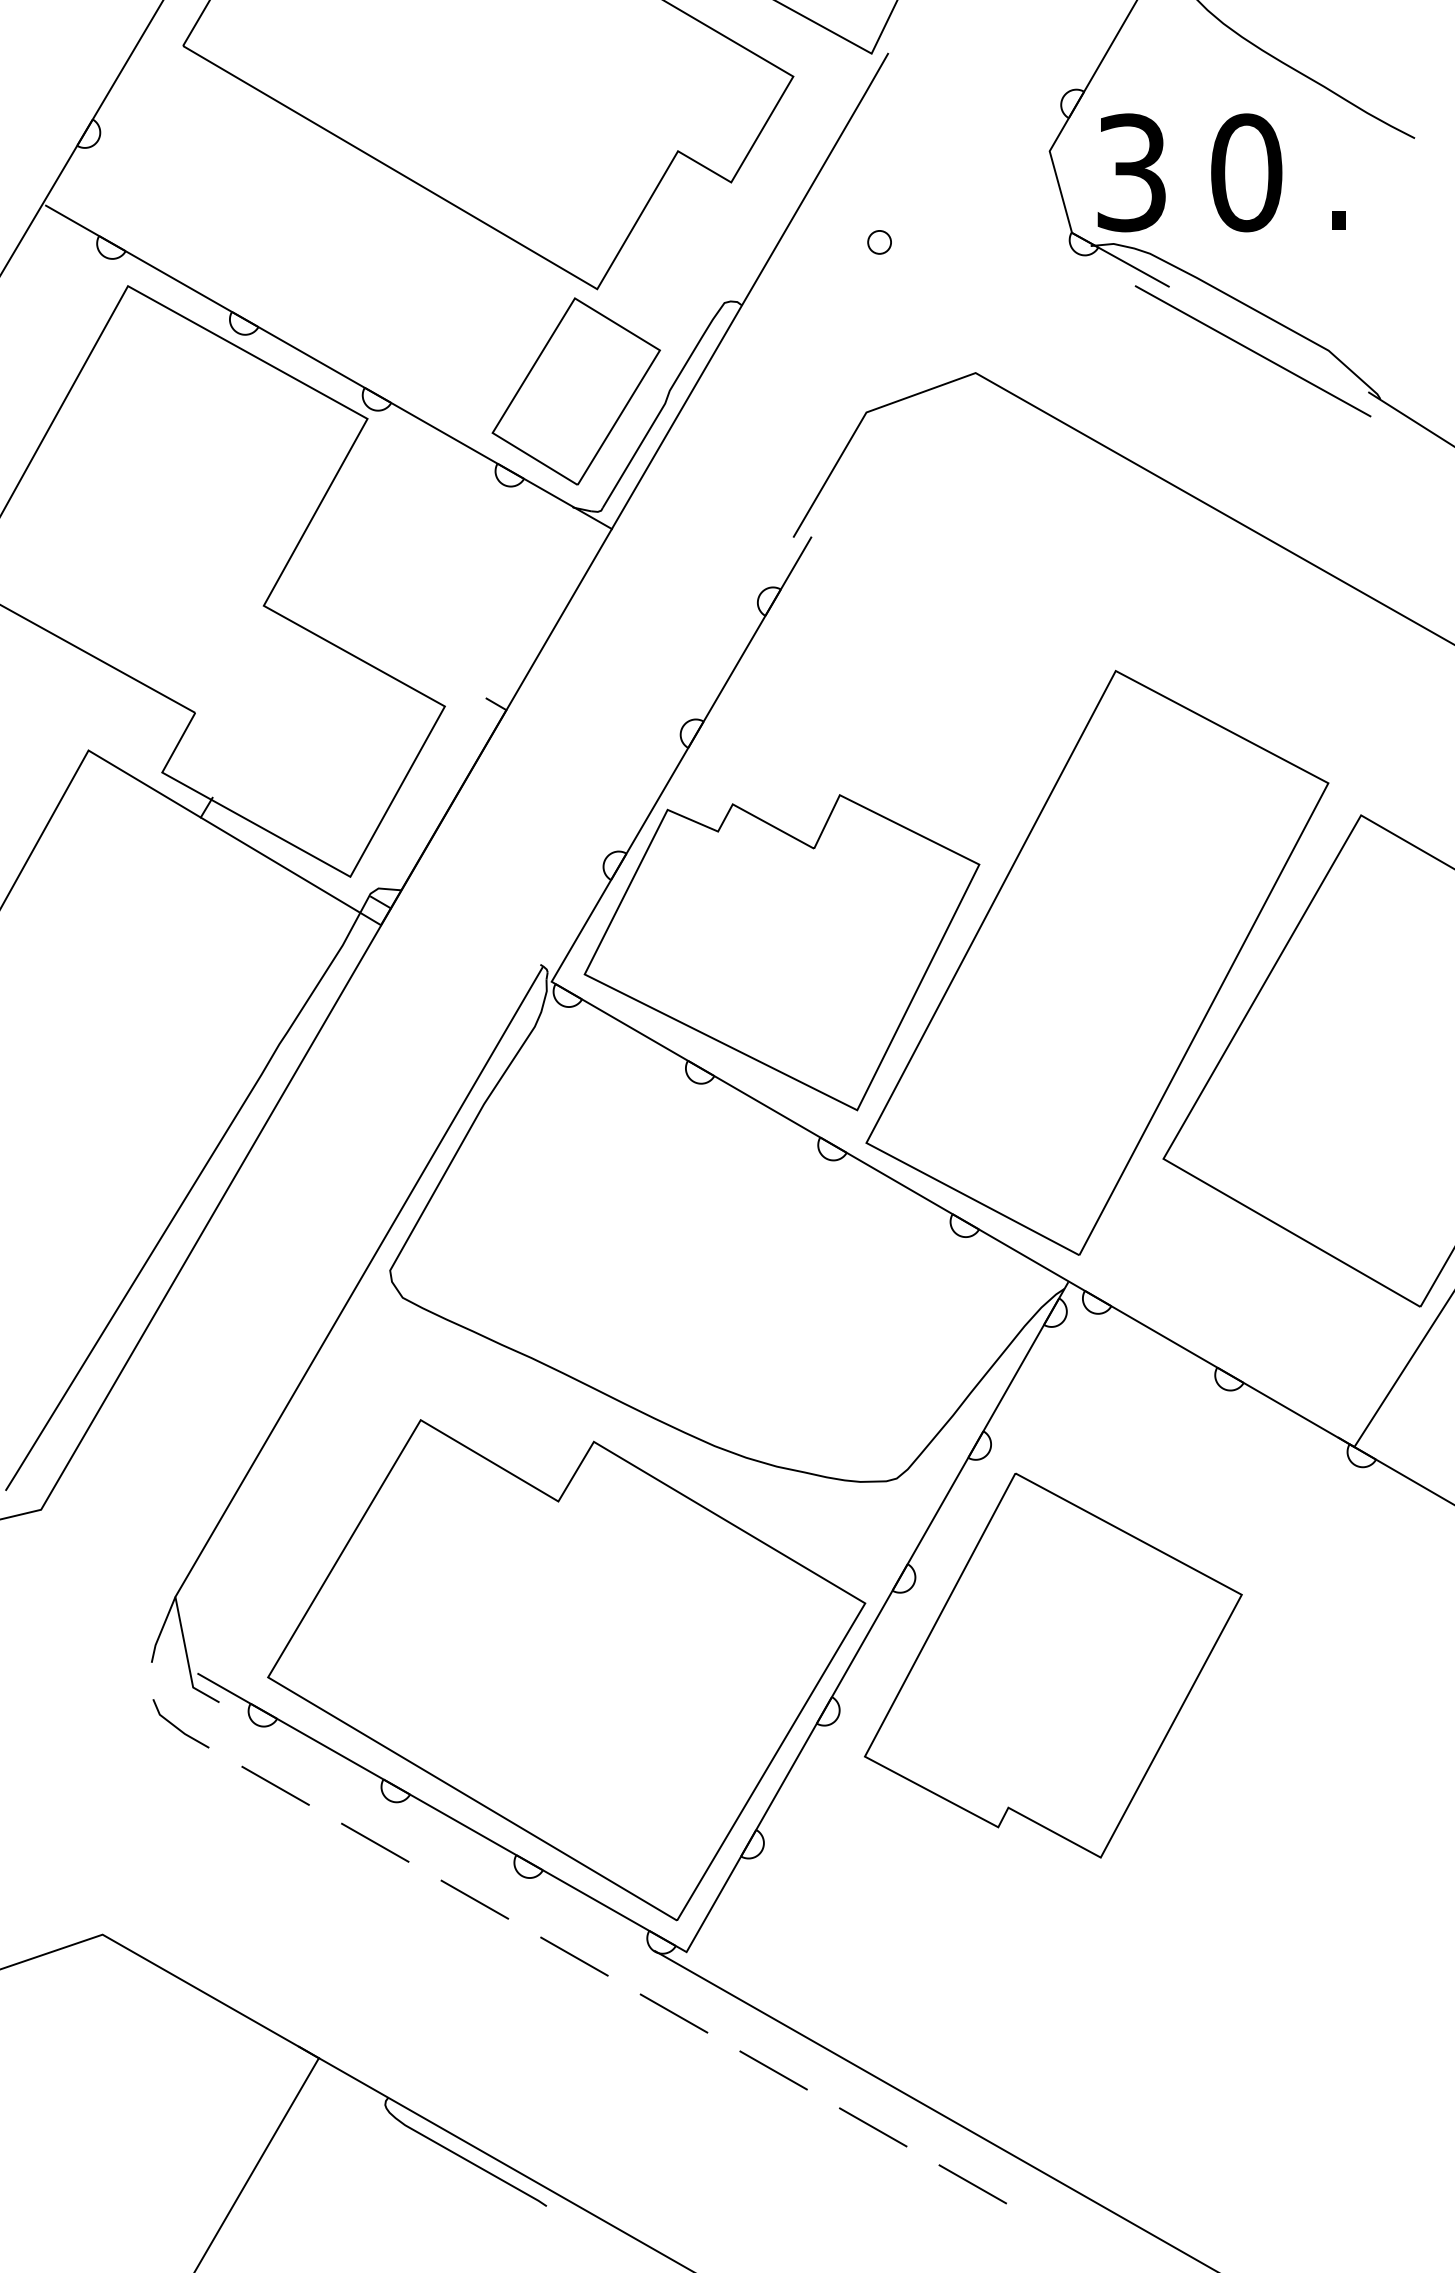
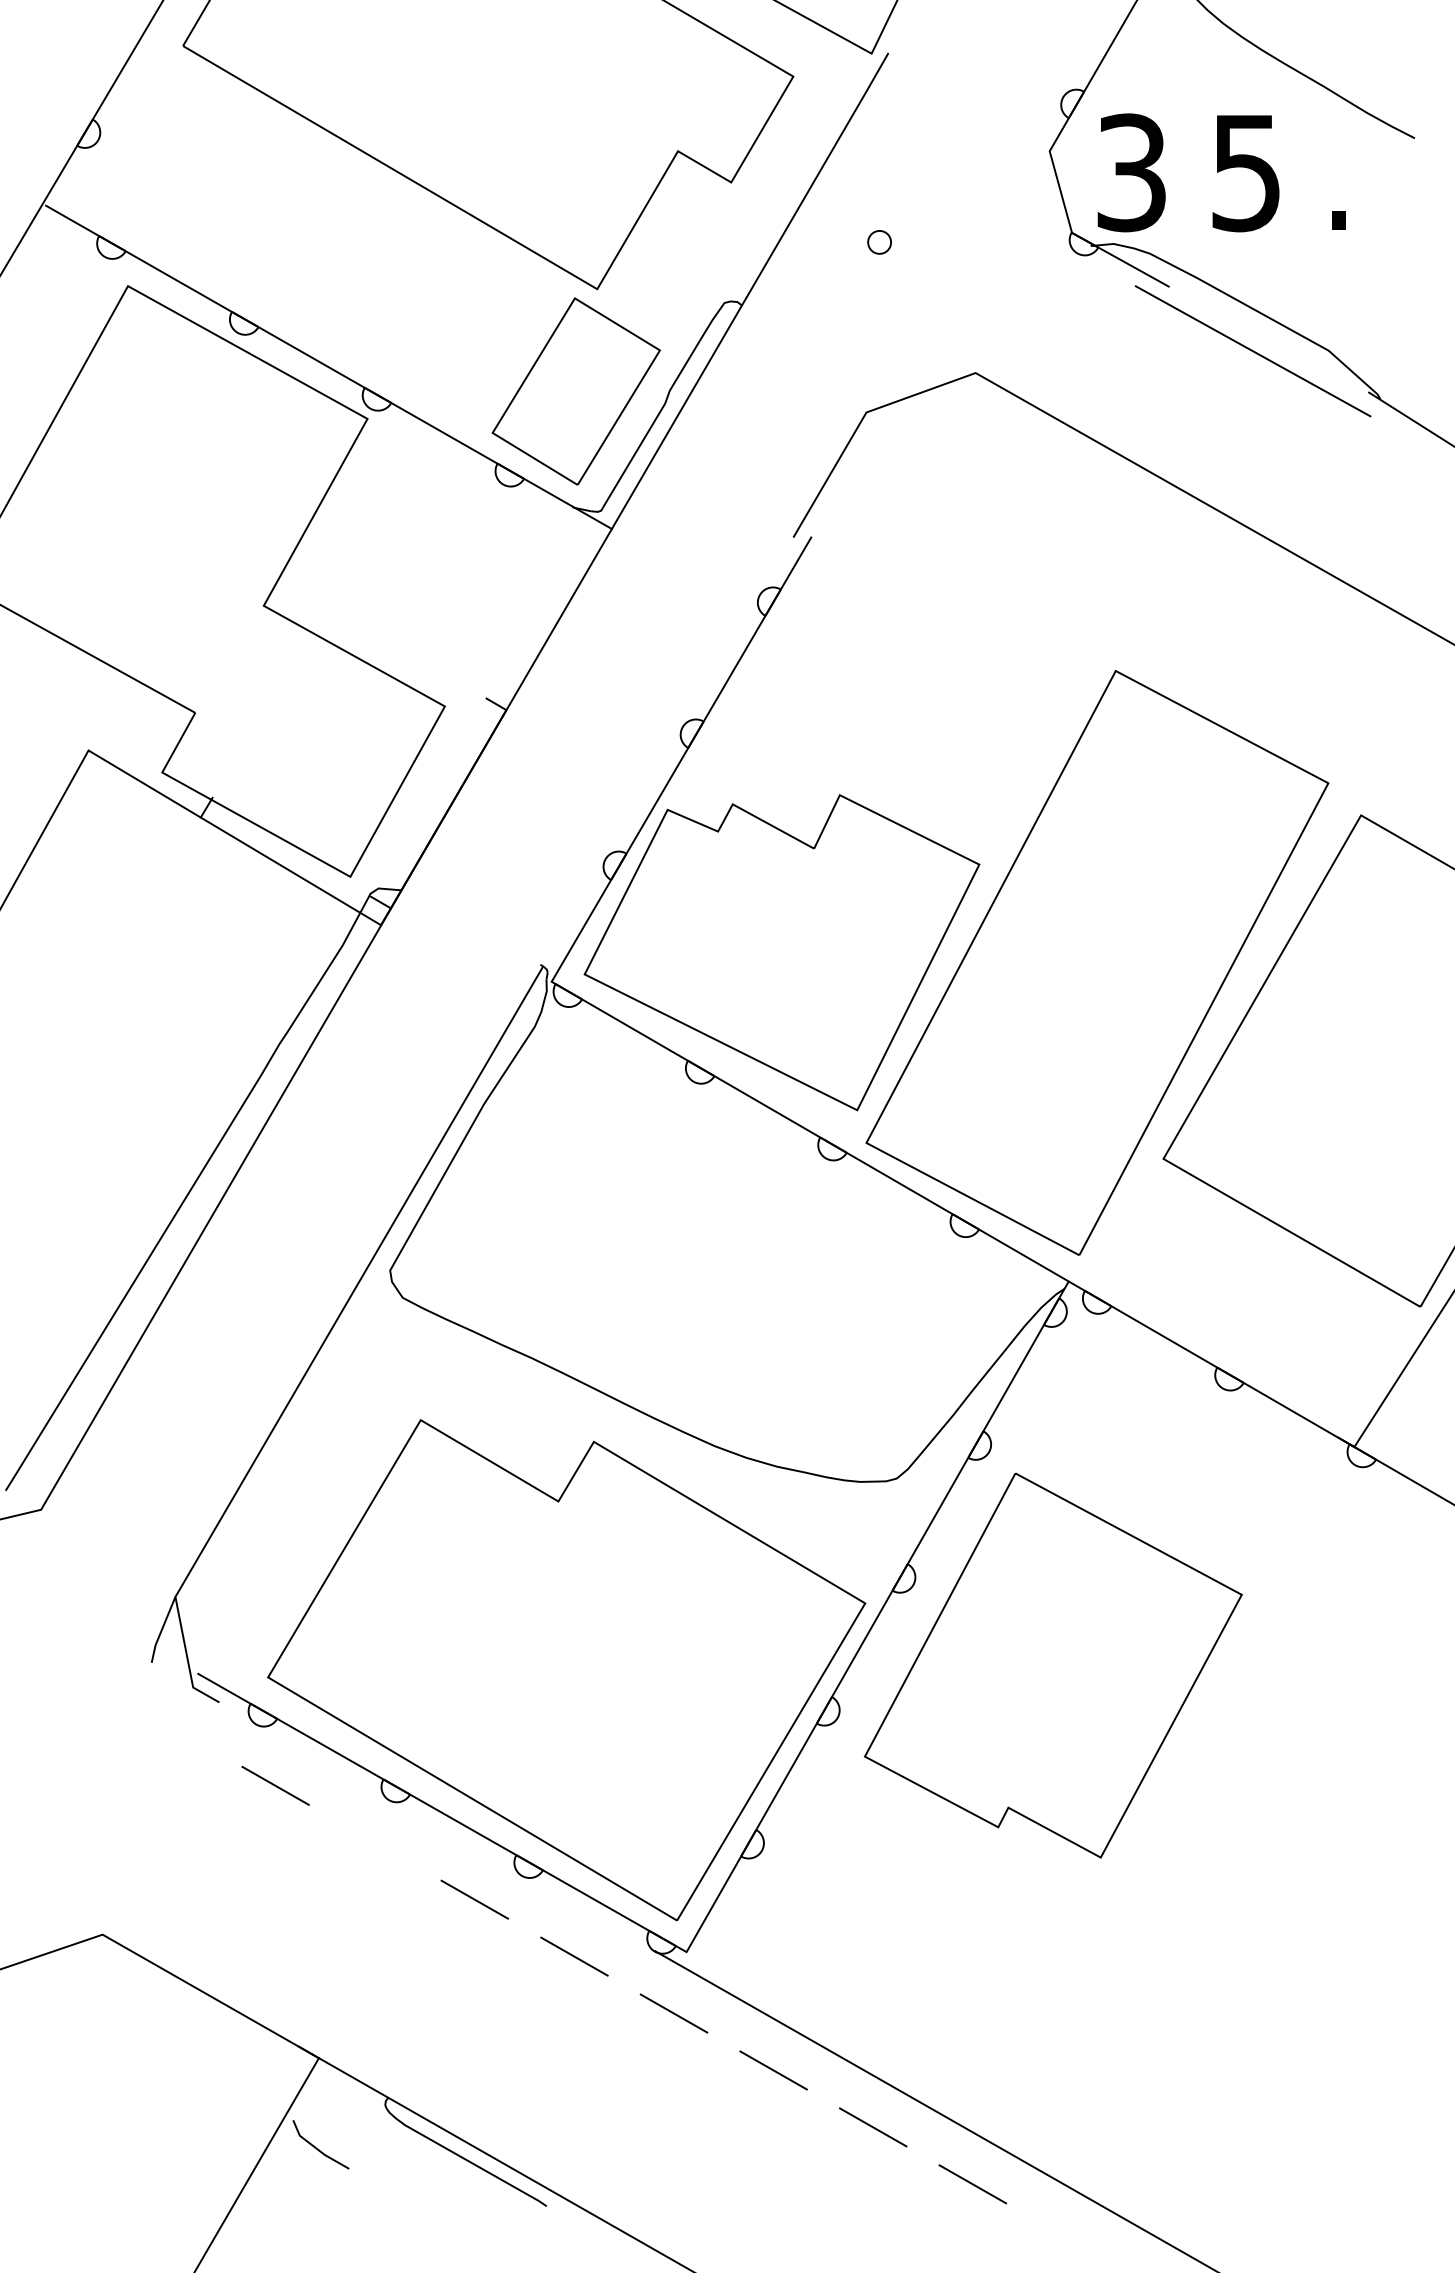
text: 0 -> 5 (1246, 172)
line position: (178, 1727) -> (318, 2148) (318, 2148)
line: present -> none (375, 1842)
